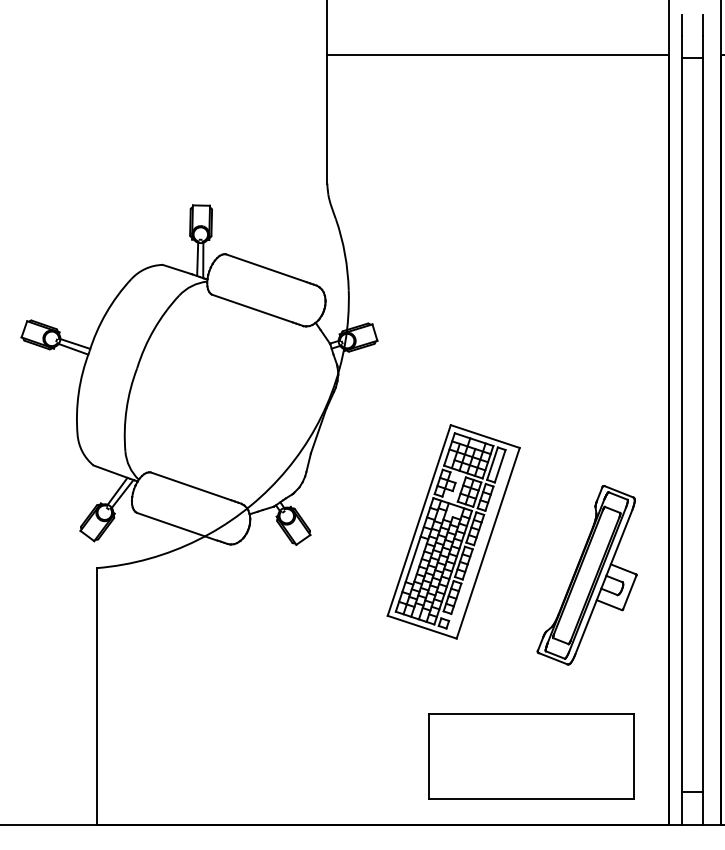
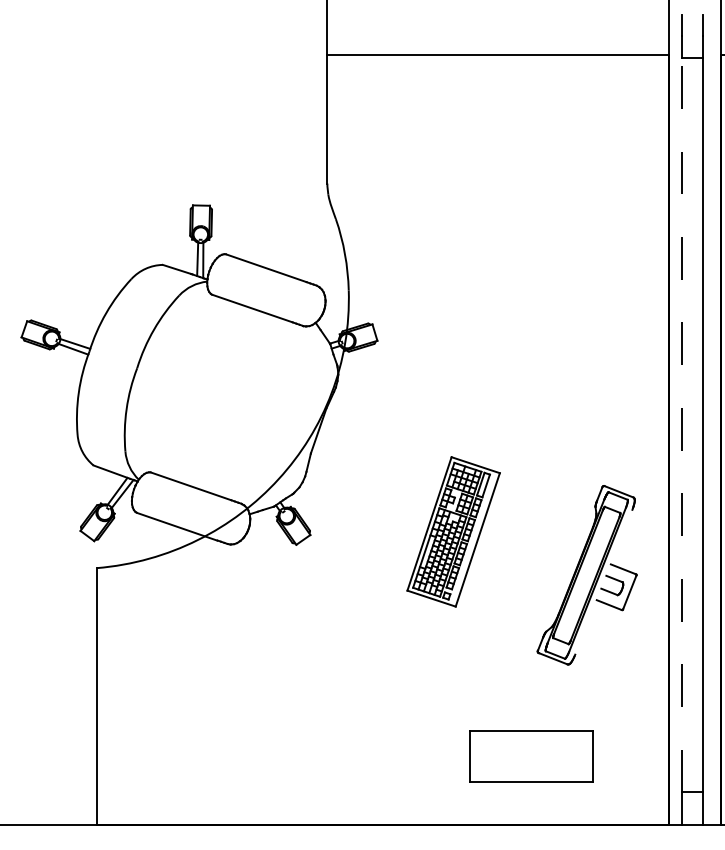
line: solid -> dashed (682, 424)
part size: 135x216 px -> 95x152 px (453, 531)
line: present -> none (603, 581)
part size: 207x87 px -> 125x53 px (531, 756)
